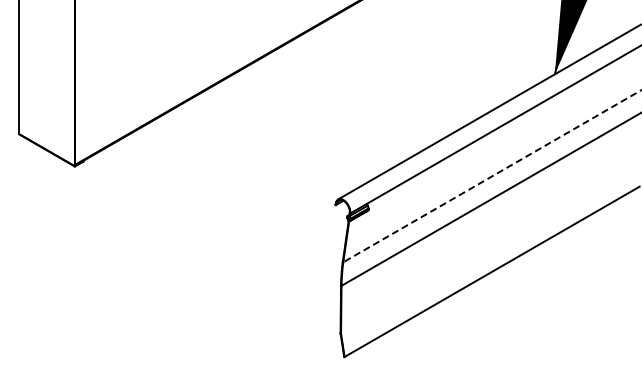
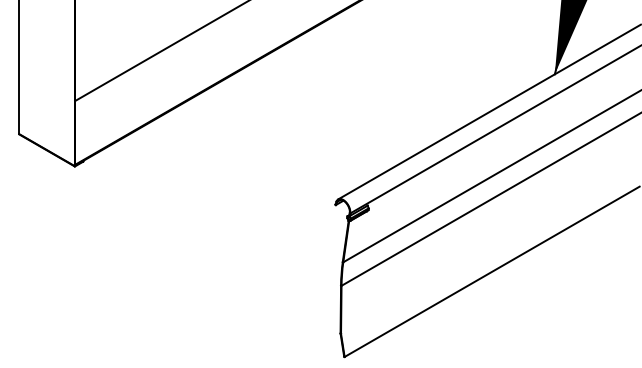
line: none -> present (160, 51)
line: dashed -> solid (492, 176)
